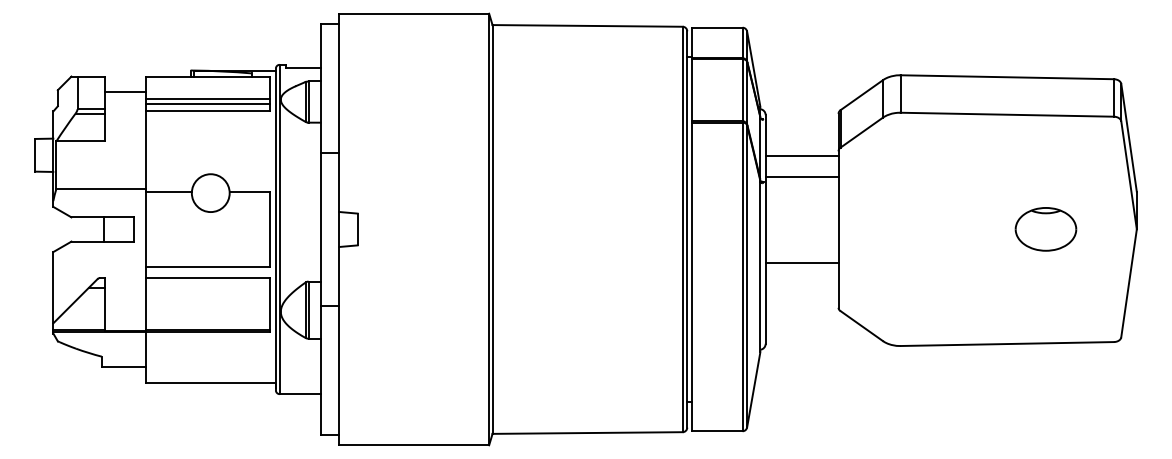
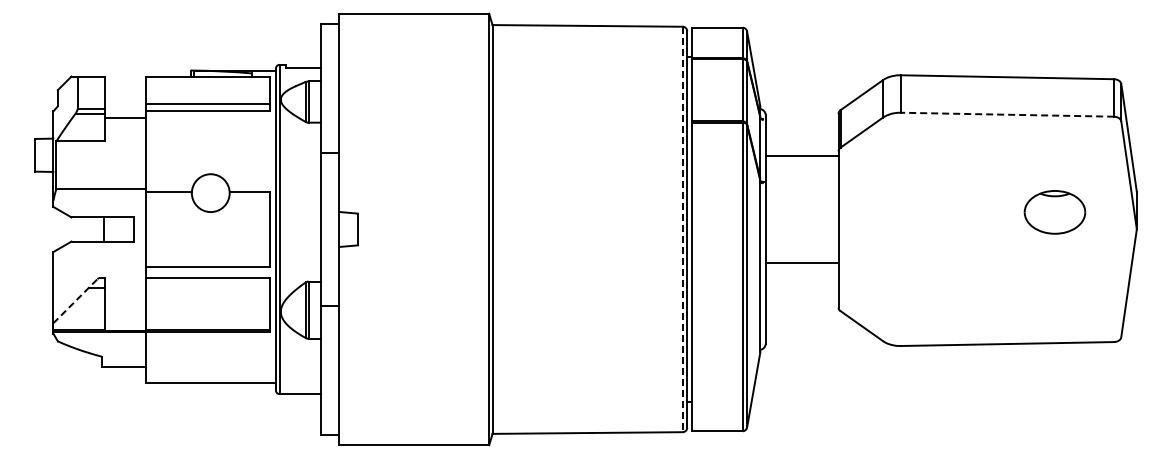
line position: (124, 91) -> (124, 117) (124, 117)
line: present -> none (207, 99)
line: solid -> dashed (1007, 114)
line: present -> none (801, 176)
line: solid -> dashed (682, 229)
part position: (1045, 229) -> (1054, 212) (1054, 212)
line: solid -> dashed (75, 300)
